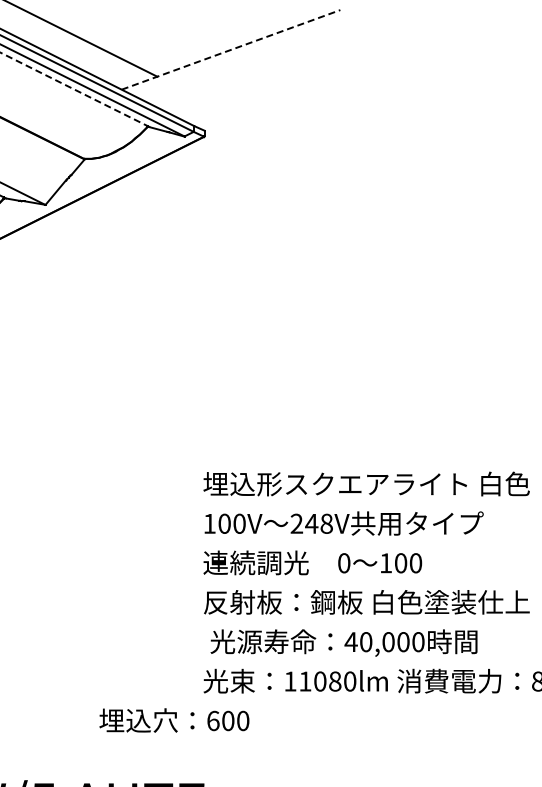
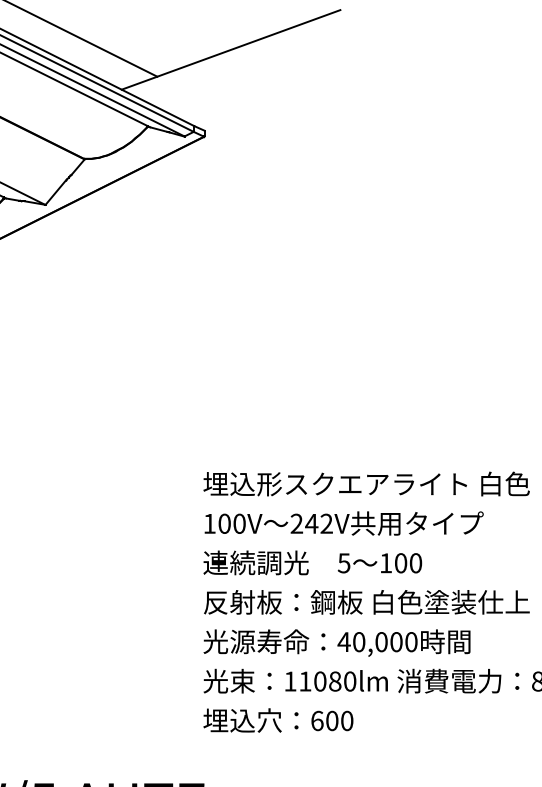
line: dashed -> solid (231, 49)
line: dashed -> solid (75, 89)
text: 248V -> 242V (326, 523)
text: 0 -> 5 (343, 563)
text position: (343, 642) -> (336, 642) (336, 642)
text position: (174, 720) -> (278, 720) (278, 720)
